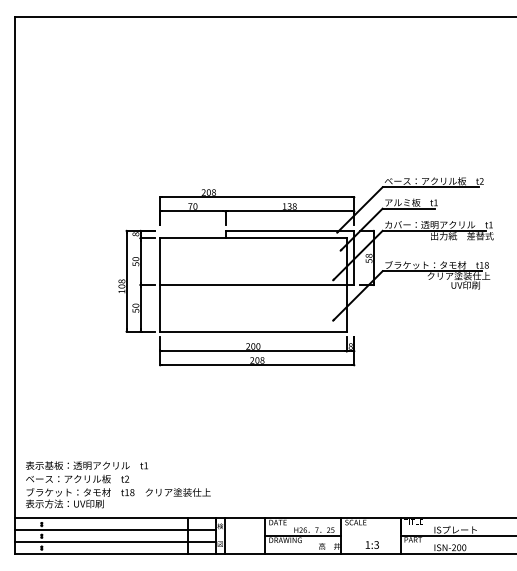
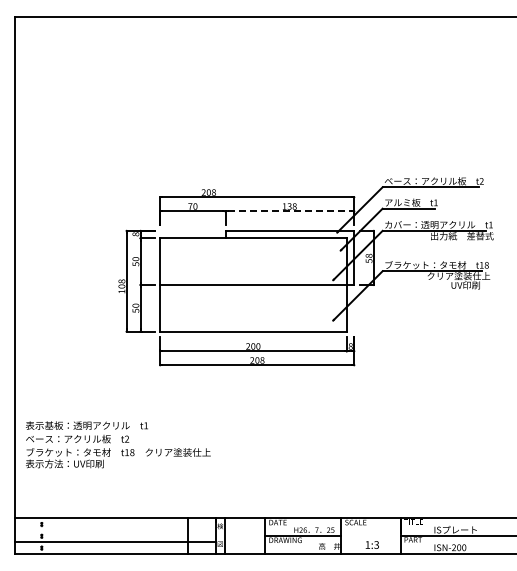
line: solid -> dashed (290, 211)
text position: (118, 484) -> (118, 444) (118, 444)
line: present -> none (115, 530)
